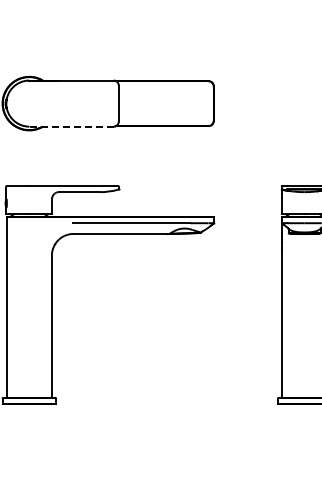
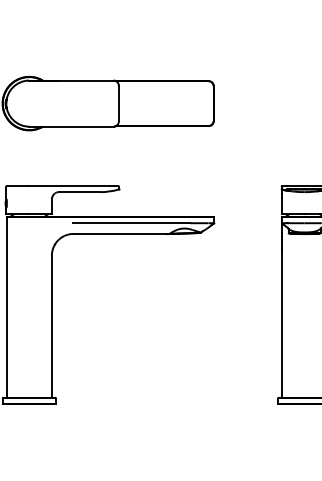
line: dashed -> solid (70, 126)
